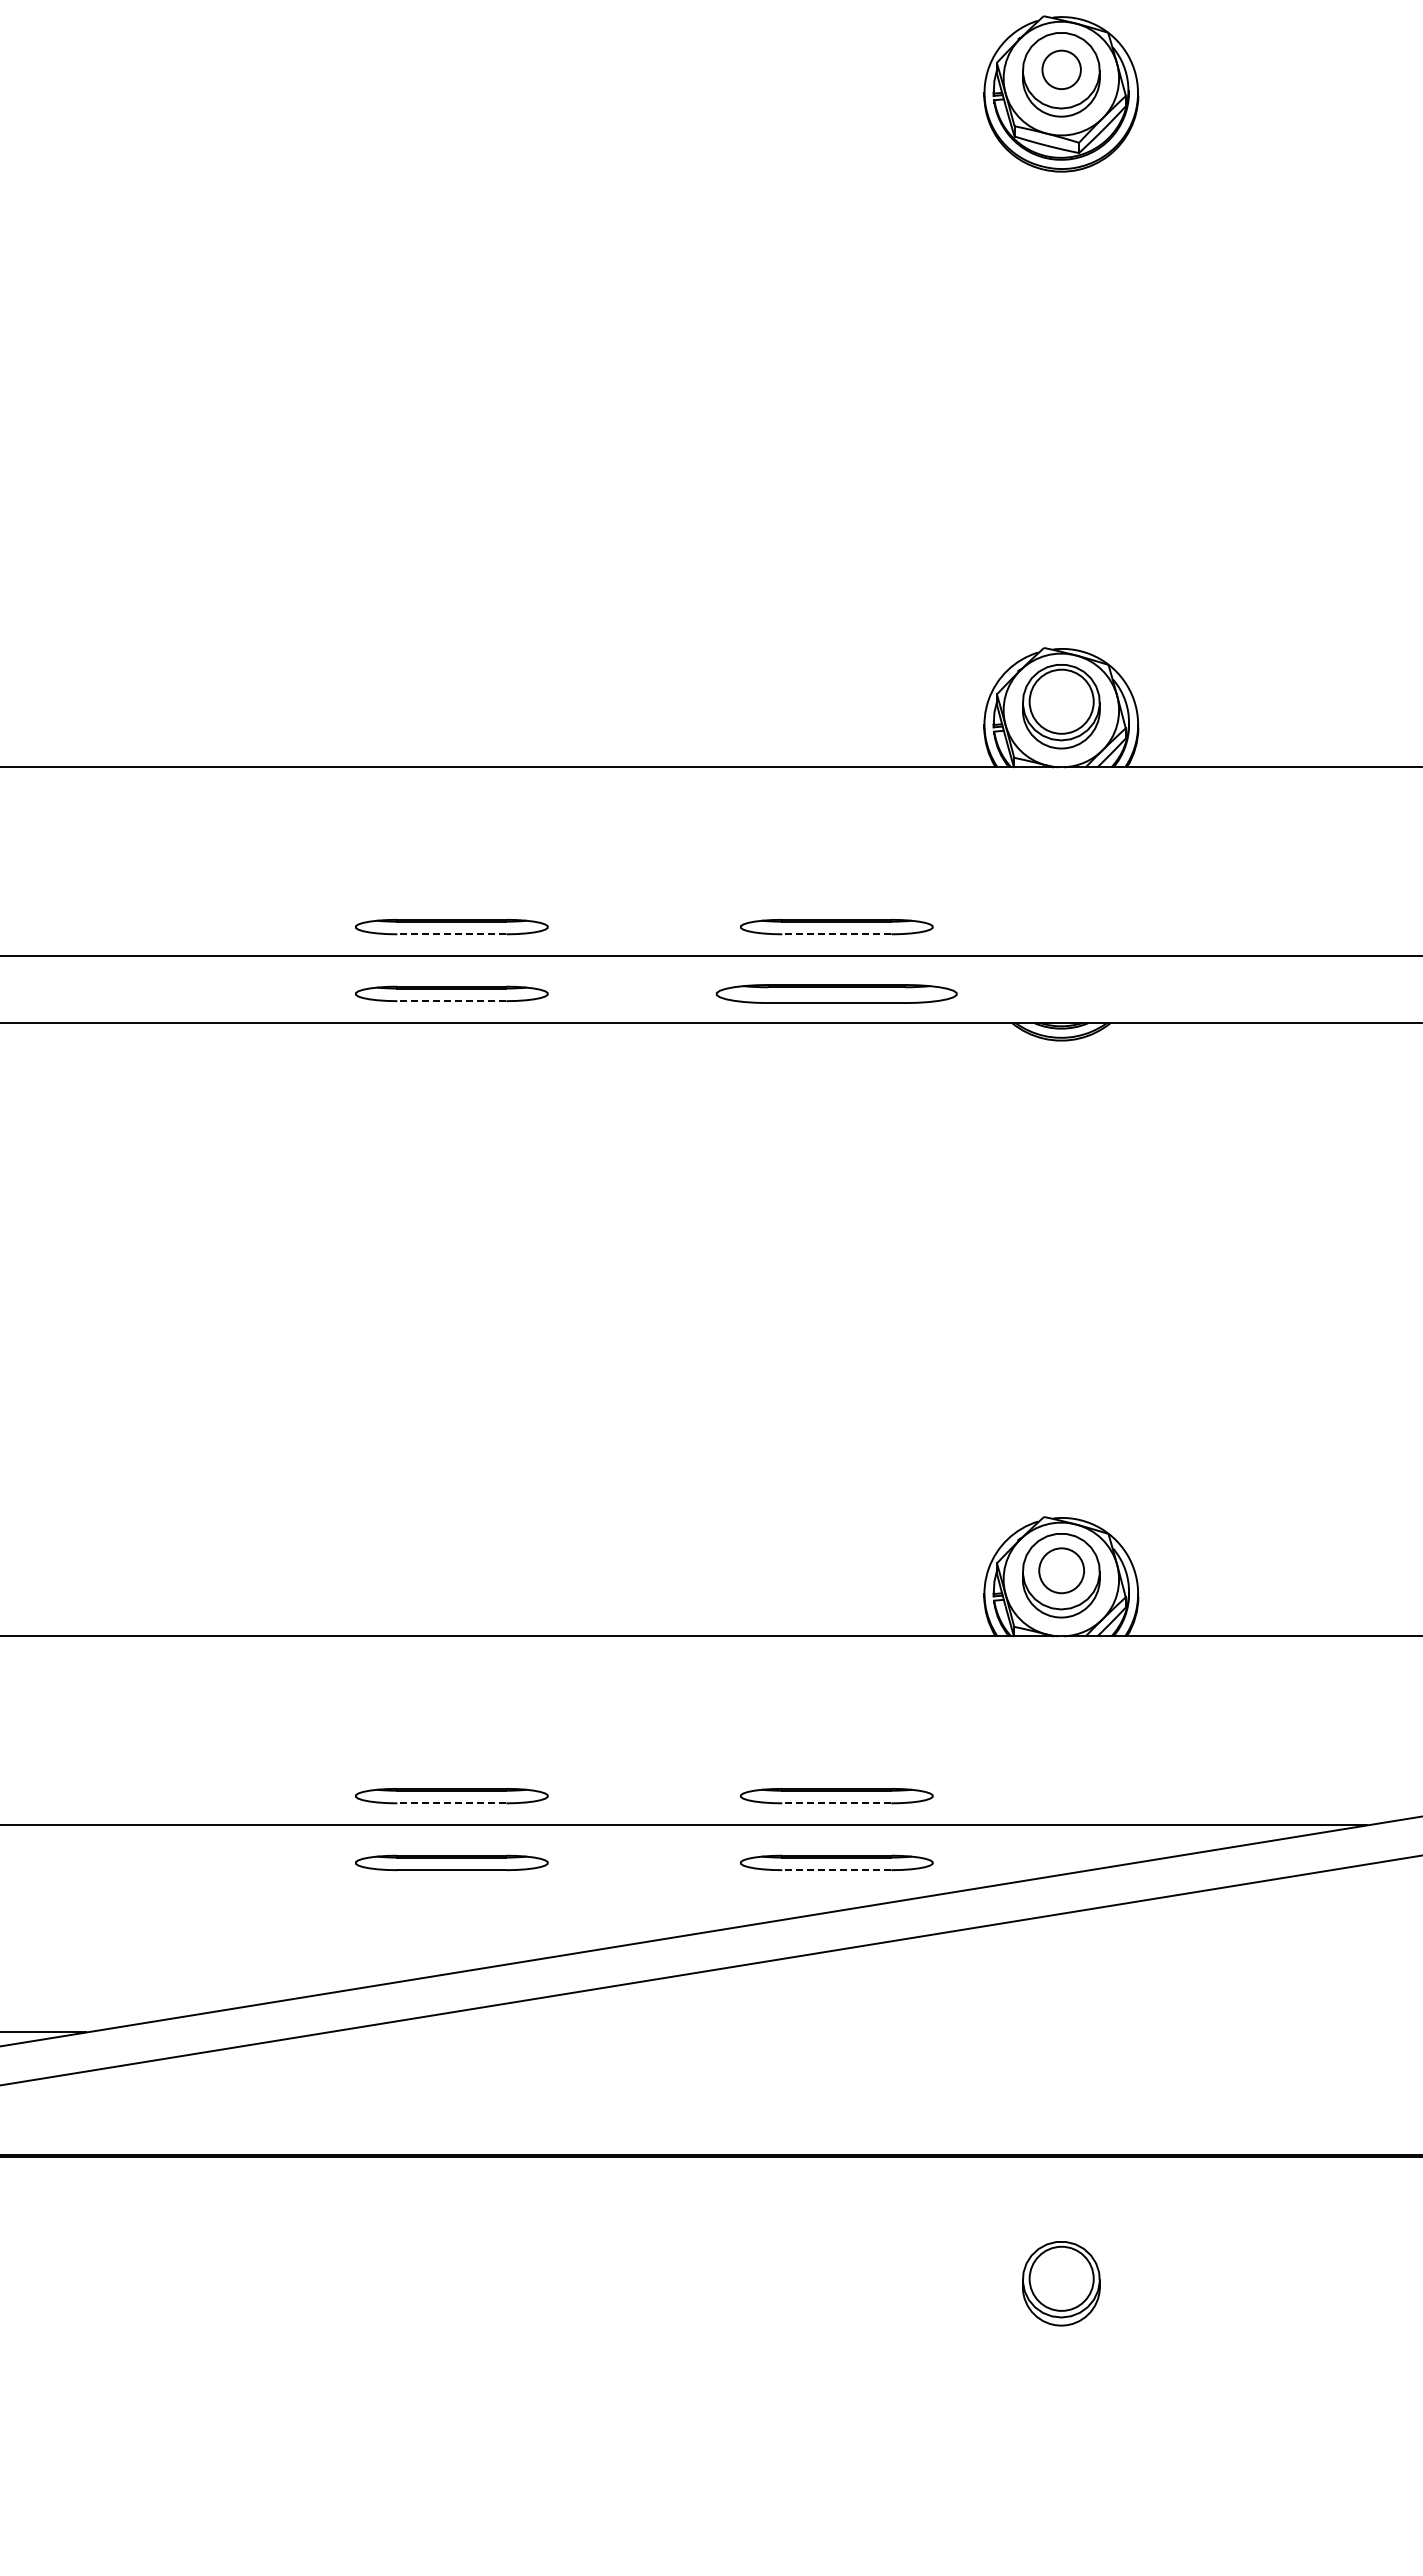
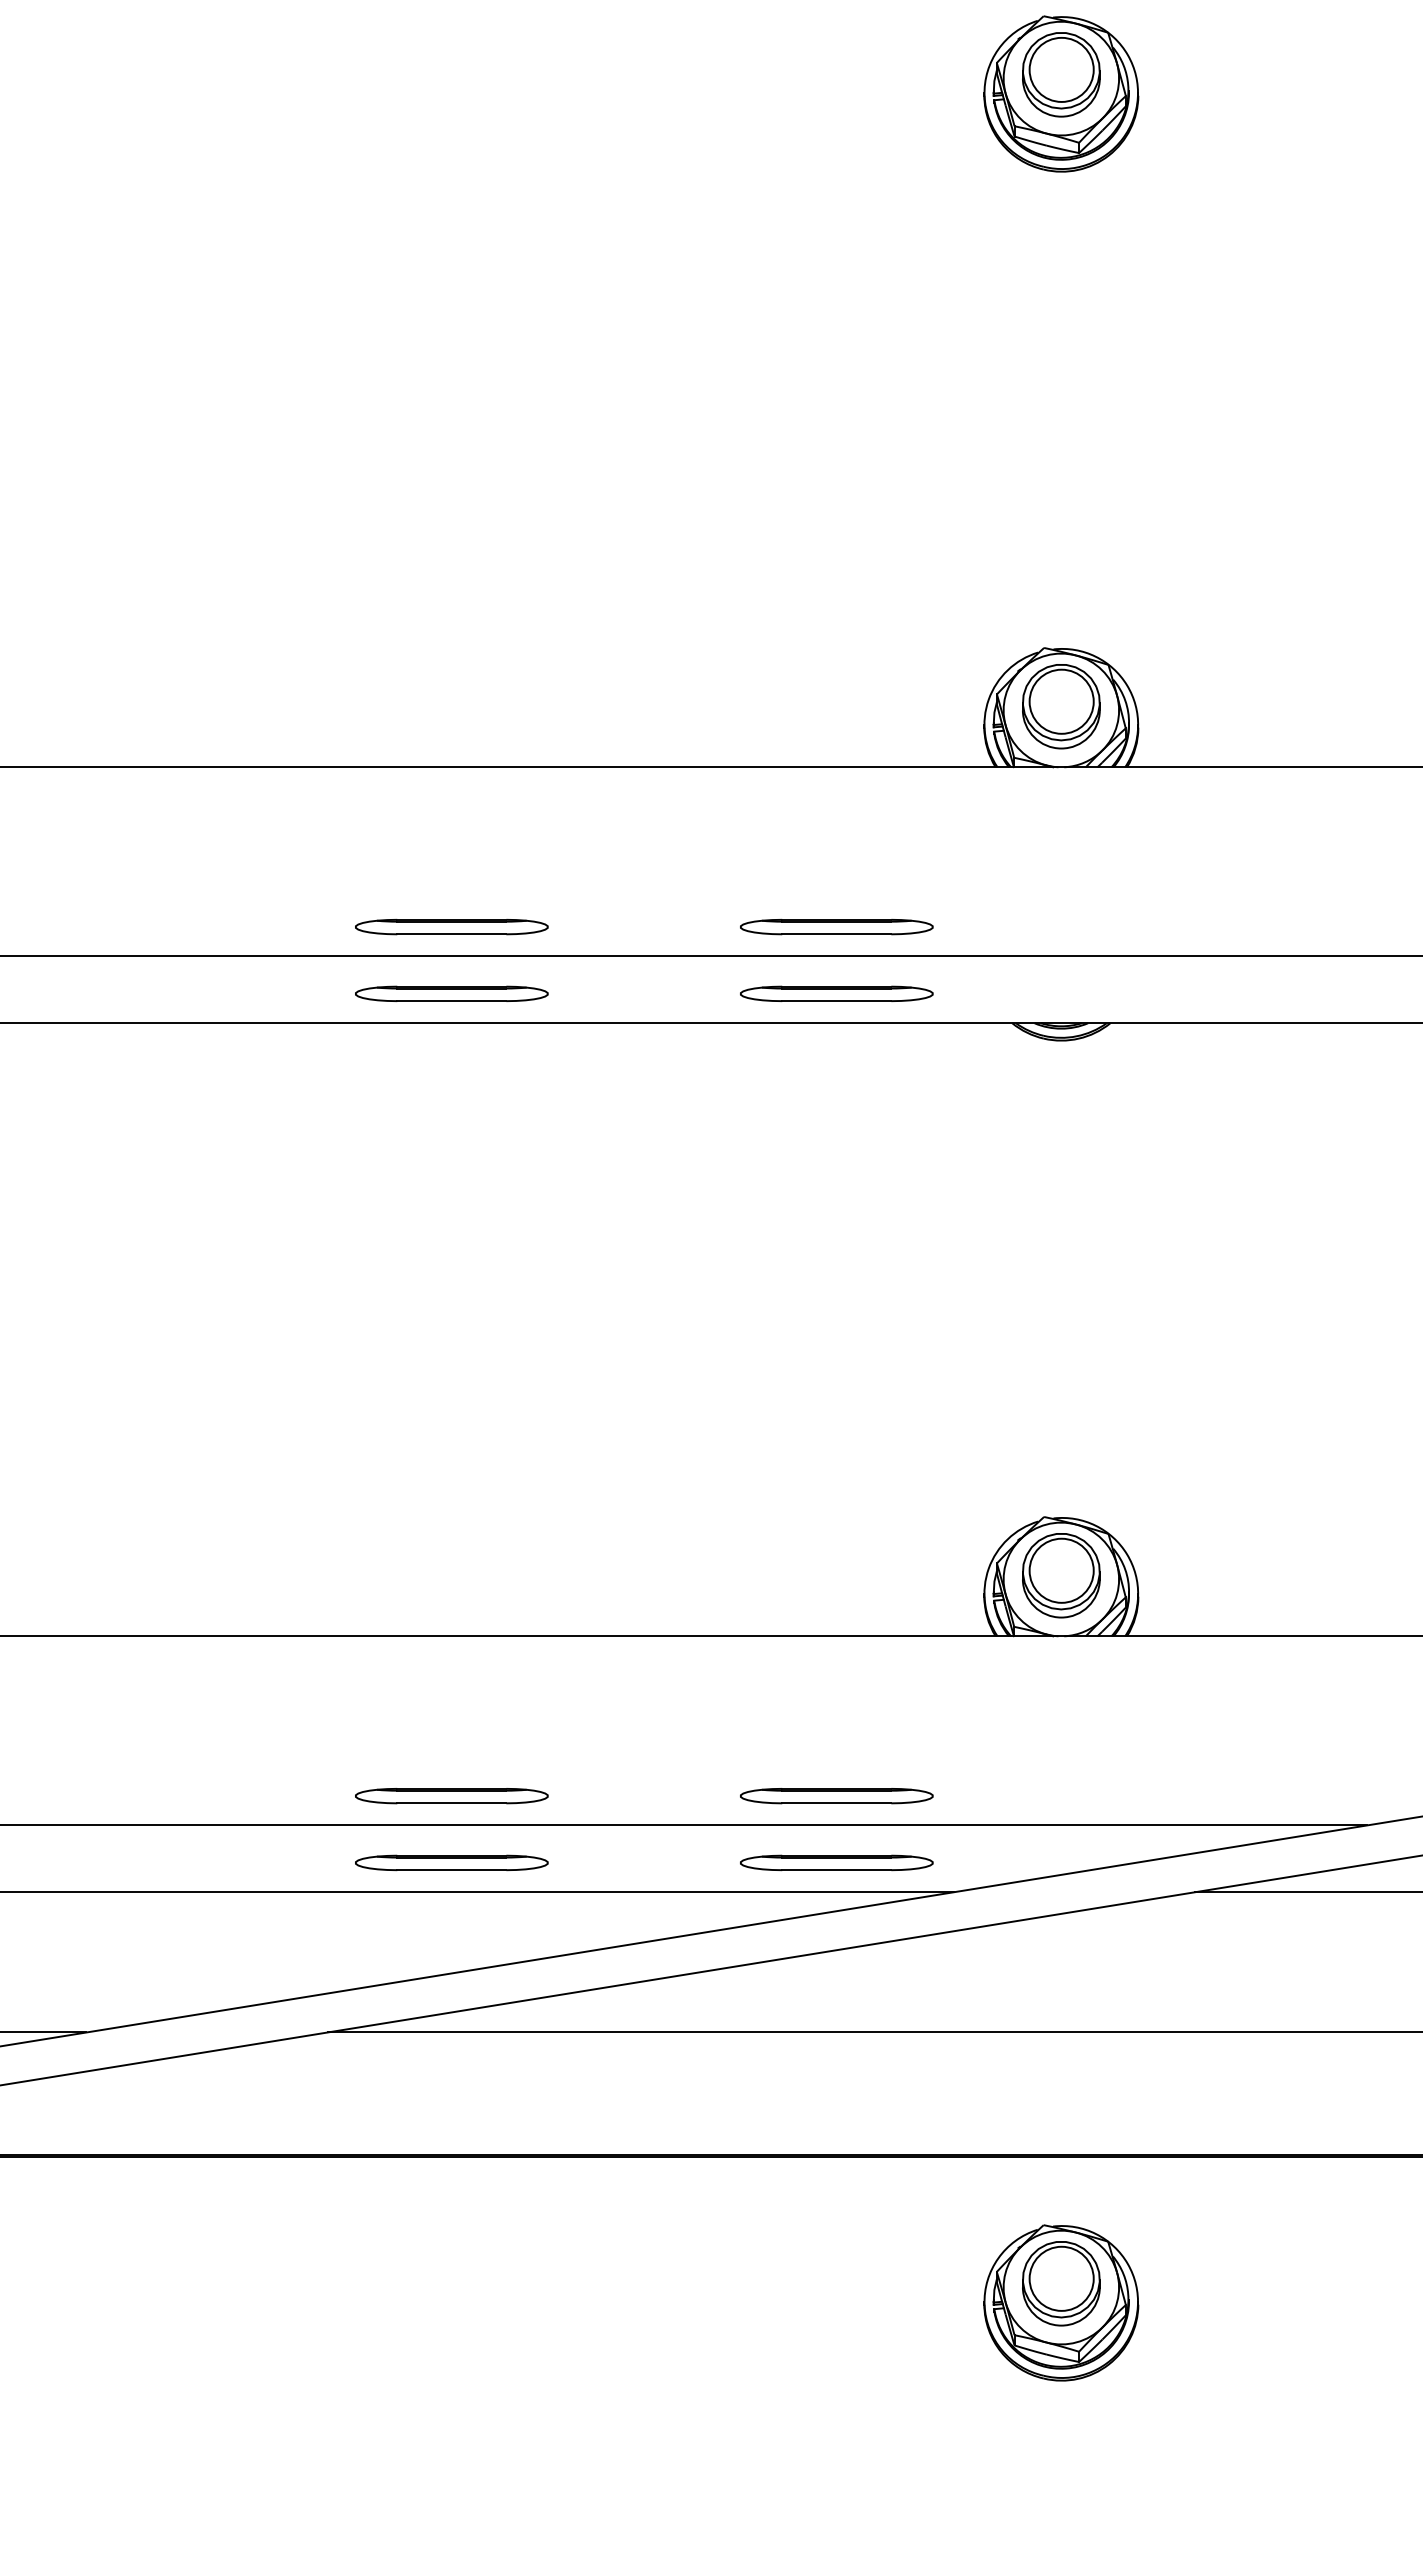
circle diameter: 38 px -> 64 px (1061, 69)
line: dashed -> solid (451, 934)
line: dashed -> solid (836, 934)
part size: 243x20 px -> 194x17 px (836, 993)
line: dashed -> solid (451, 1001)
circle diameter: 45 px -> 64 px (1061, 1570)
line: dashed -> solid (451, 1803)
line: dashed -> solid (836, 1803)
line: dashed -> solid (836, 1870)
line: none -> present (477, 1892)
line: none -> present (1306, 1892)
line: none -> present (873, 2032)
part: none -> present (1061, 2302)
